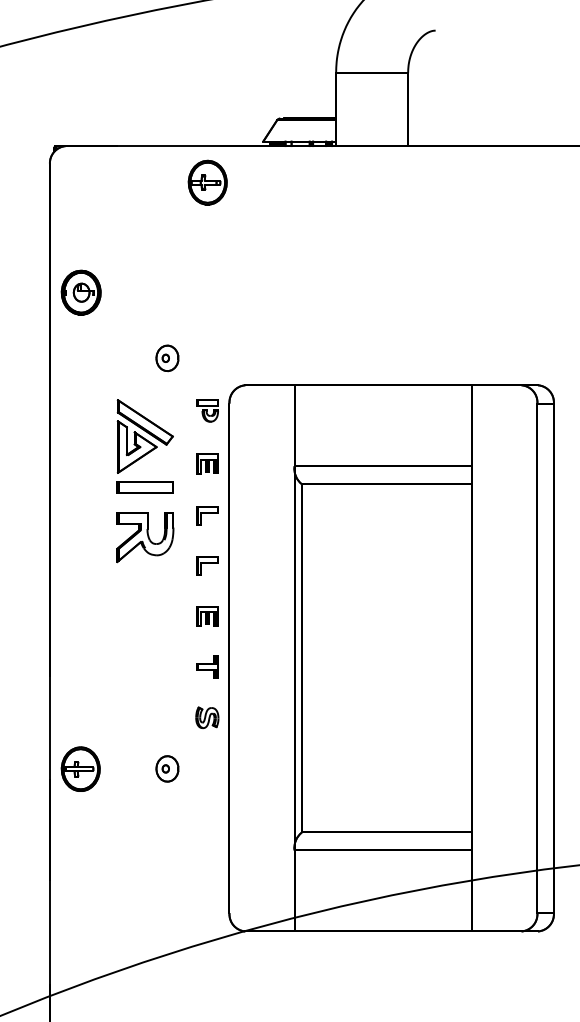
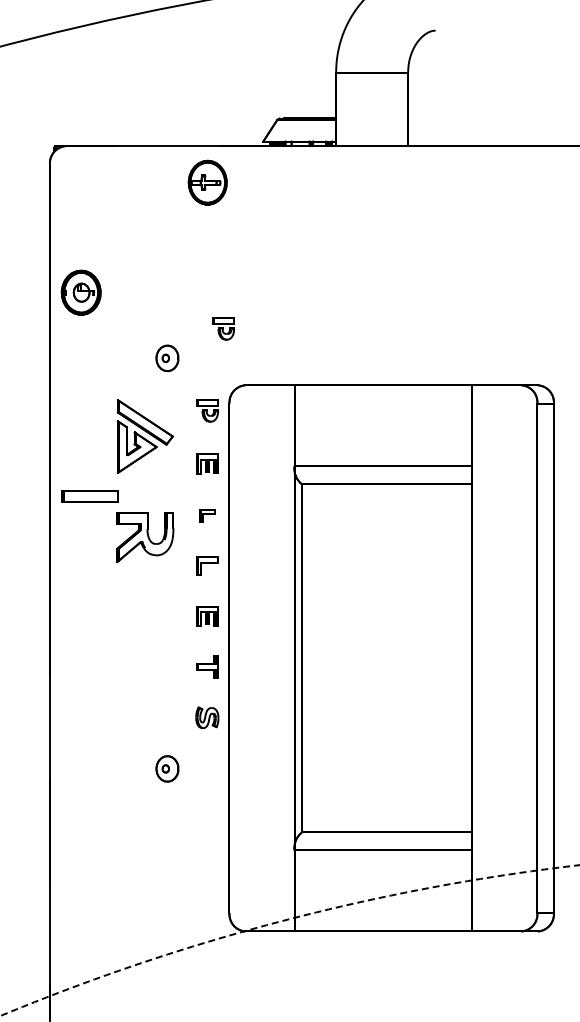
part: none -> present (223, 328)
part position: (144, 487) -> (89, 496) (89, 496)
part size: 23x20 px -> 17x14 px (207, 515)
part: present -> none (80, 768)
arc: solid -> dashed (284, 920)
